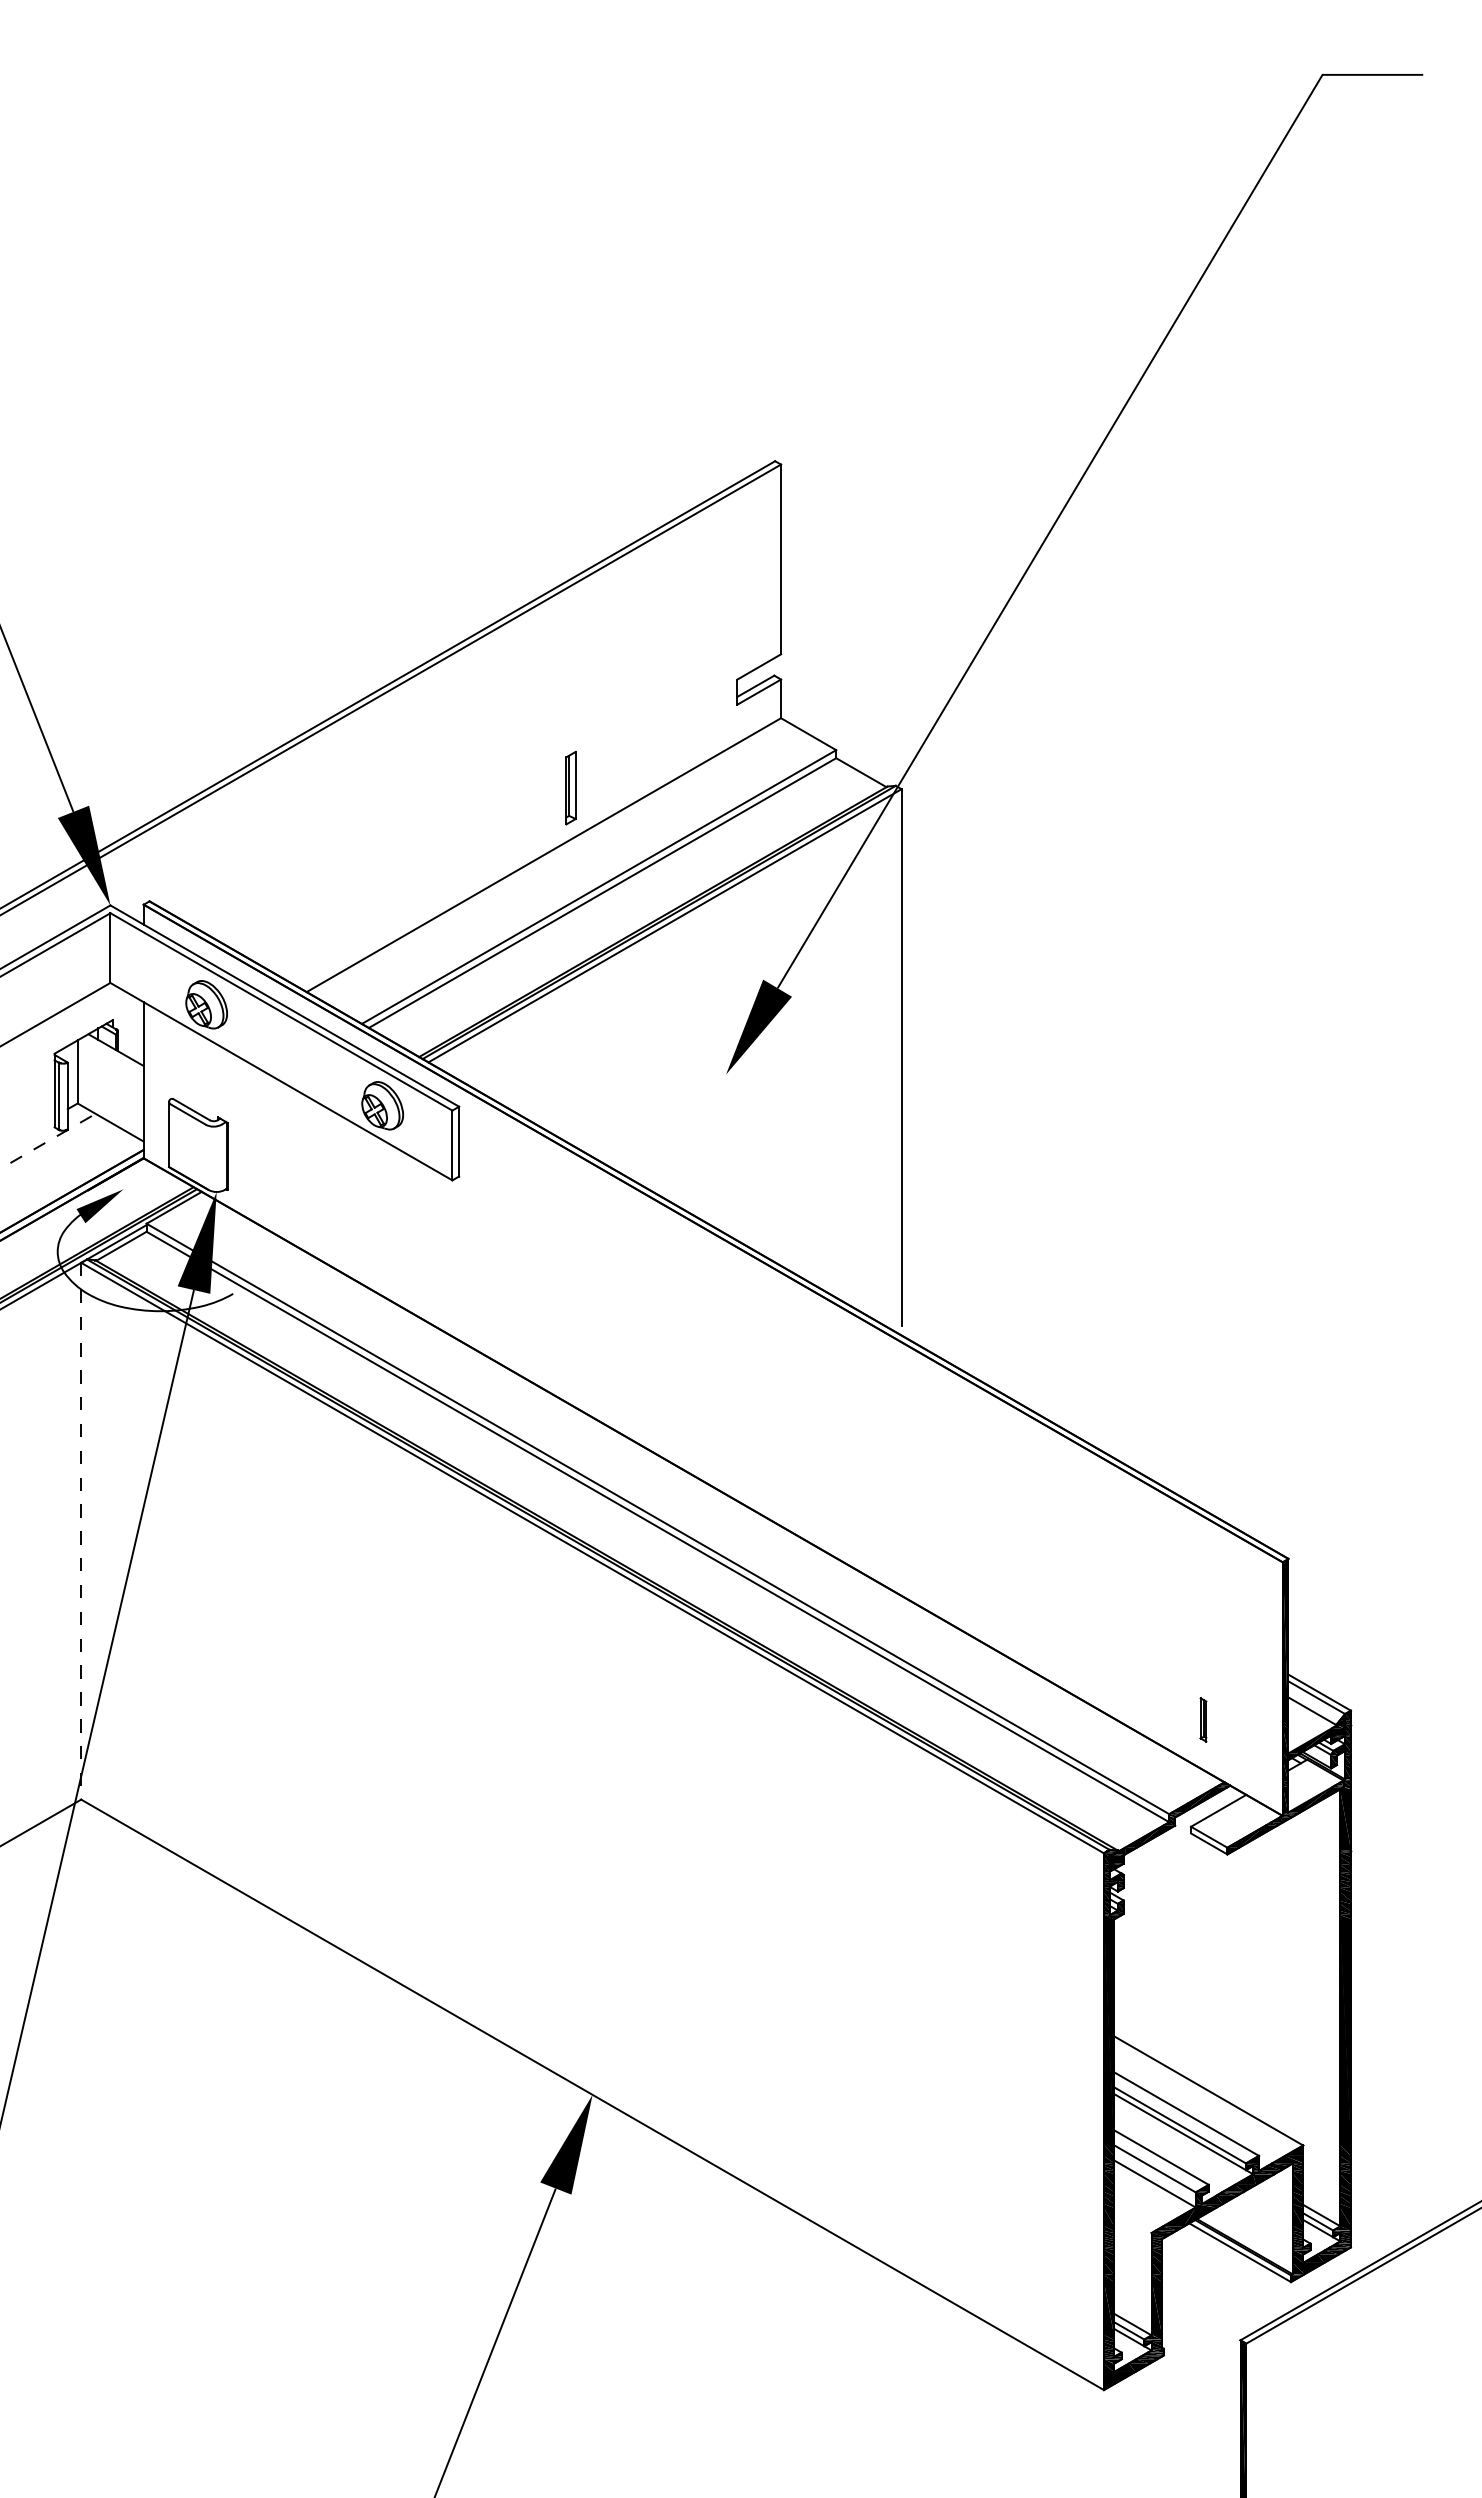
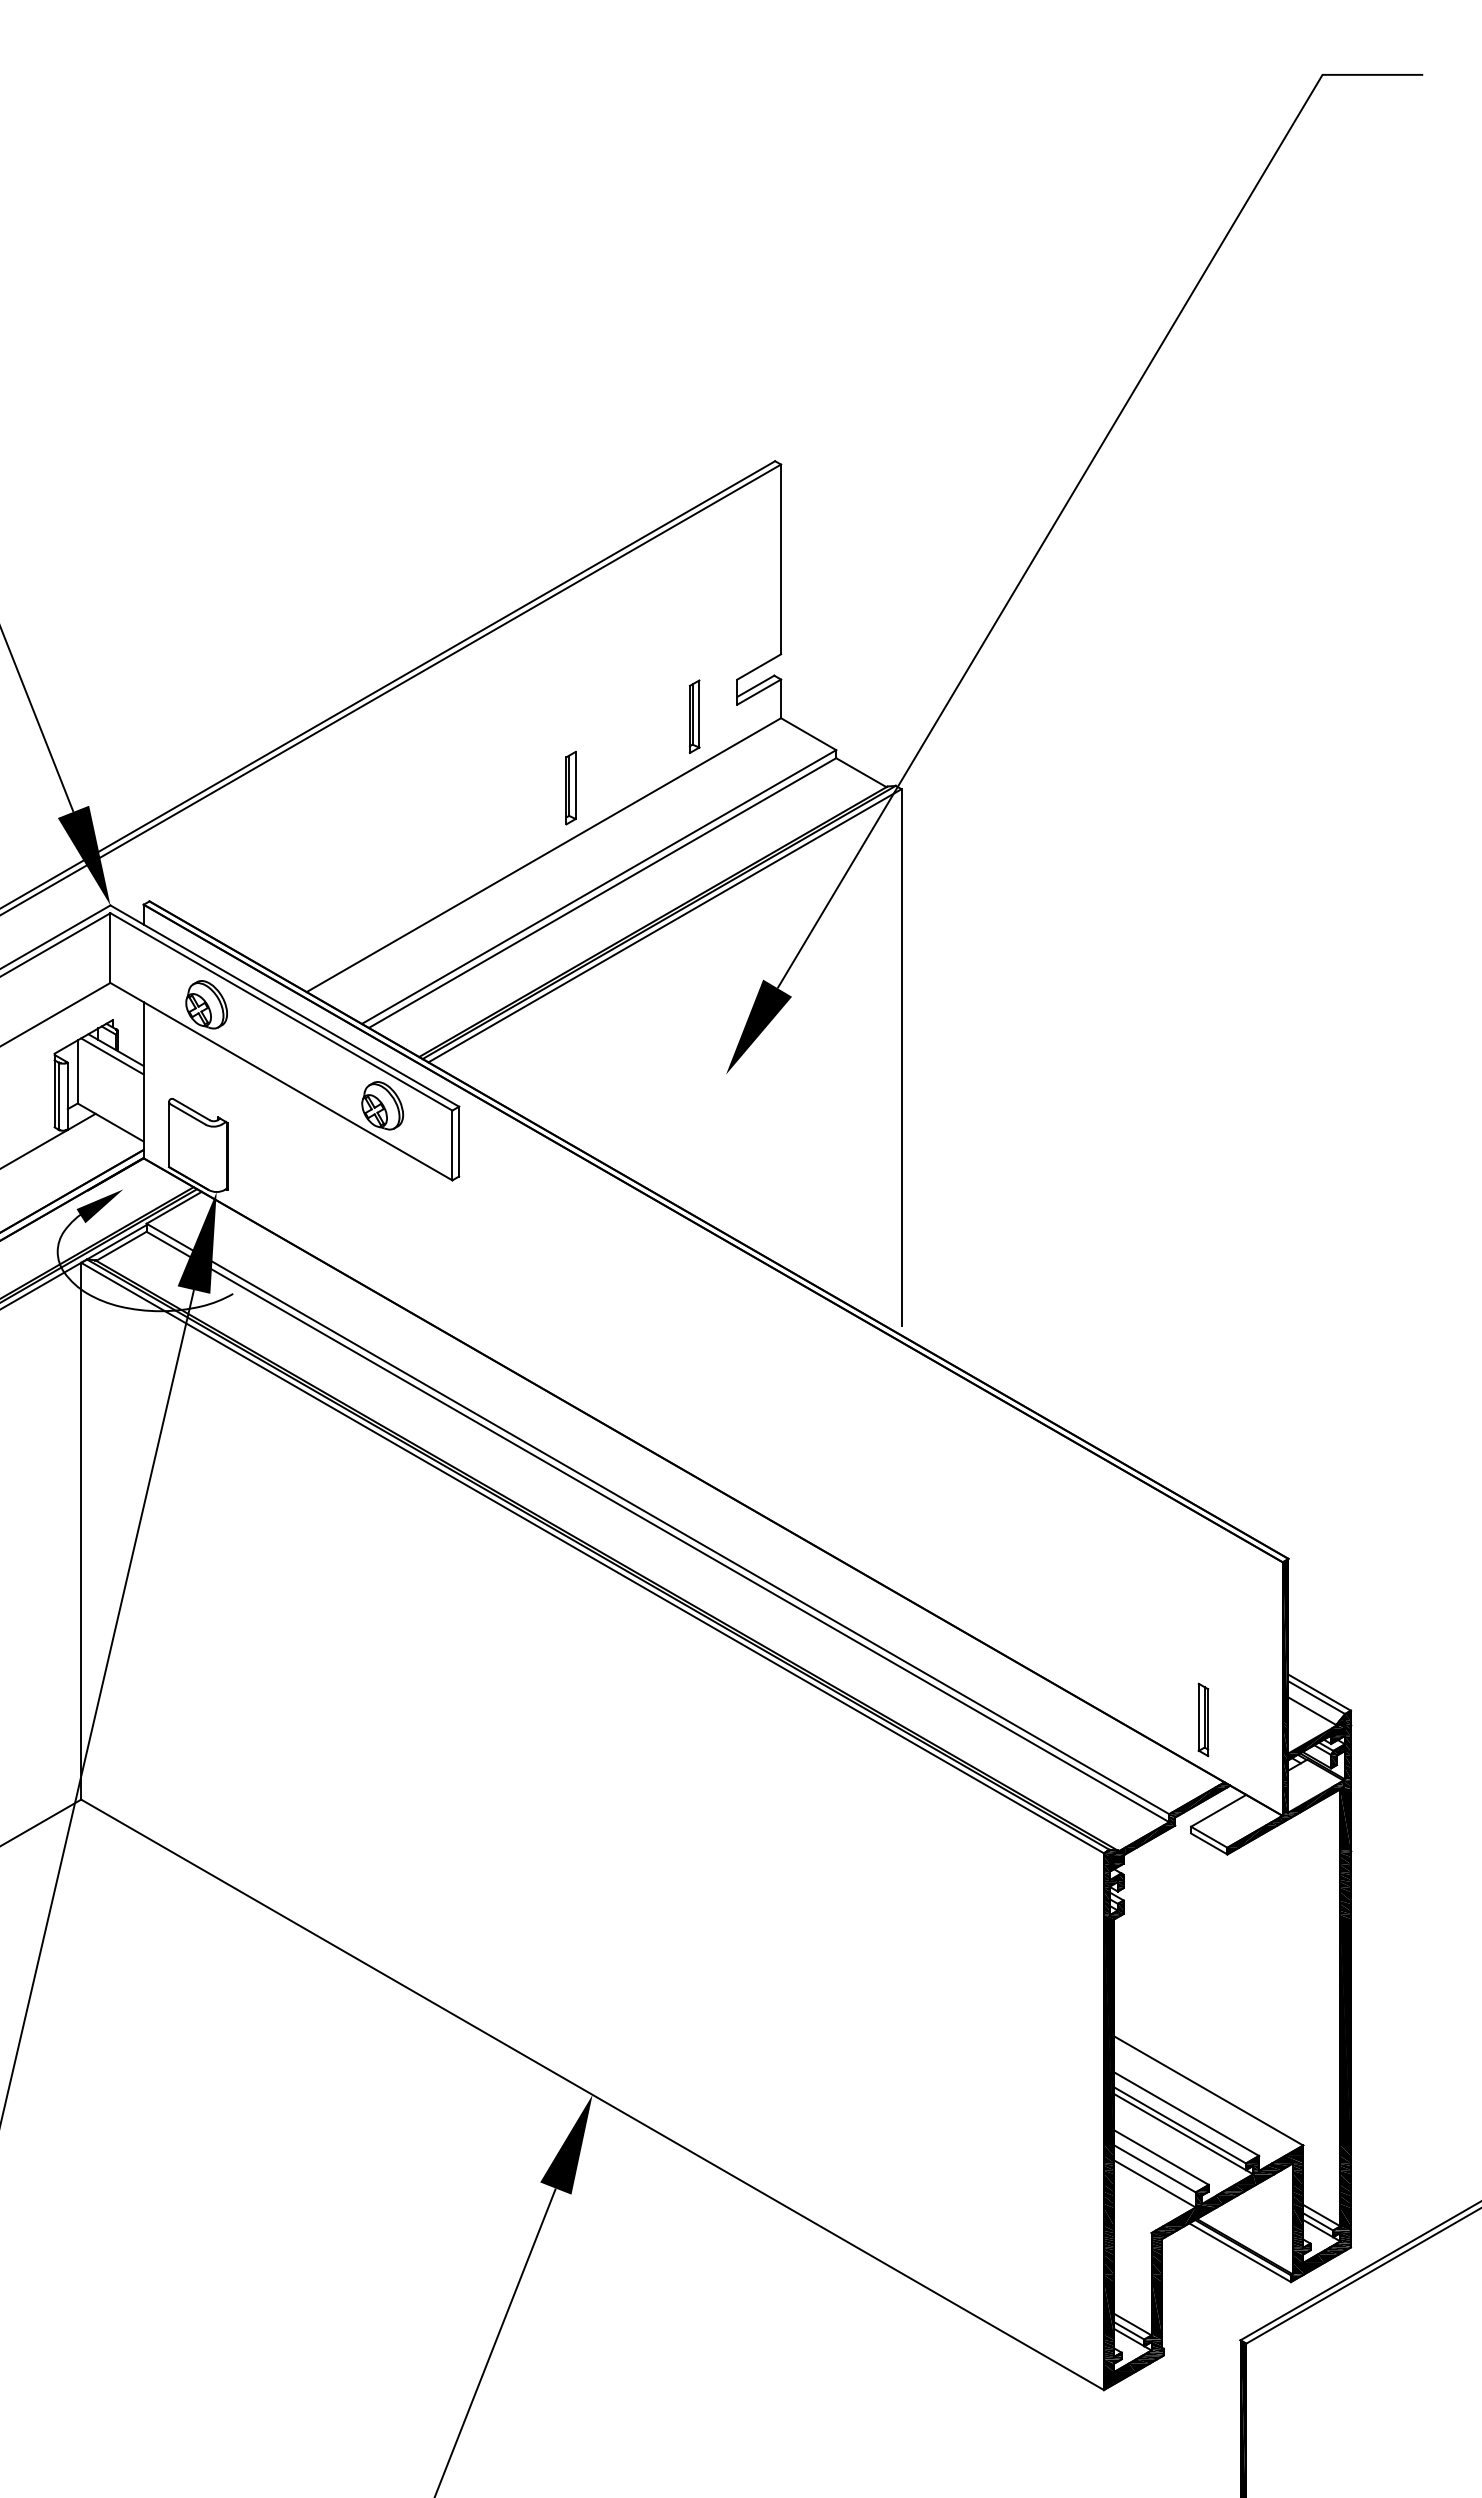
part: none -> present (694, 716)
line: none -> present (112, 1056)
line: dashed -> solid (48, 1141)
line: dashed -> solid (81, 1531)
part size: 9x46 px -> 13x76 px (1203, 1719)
